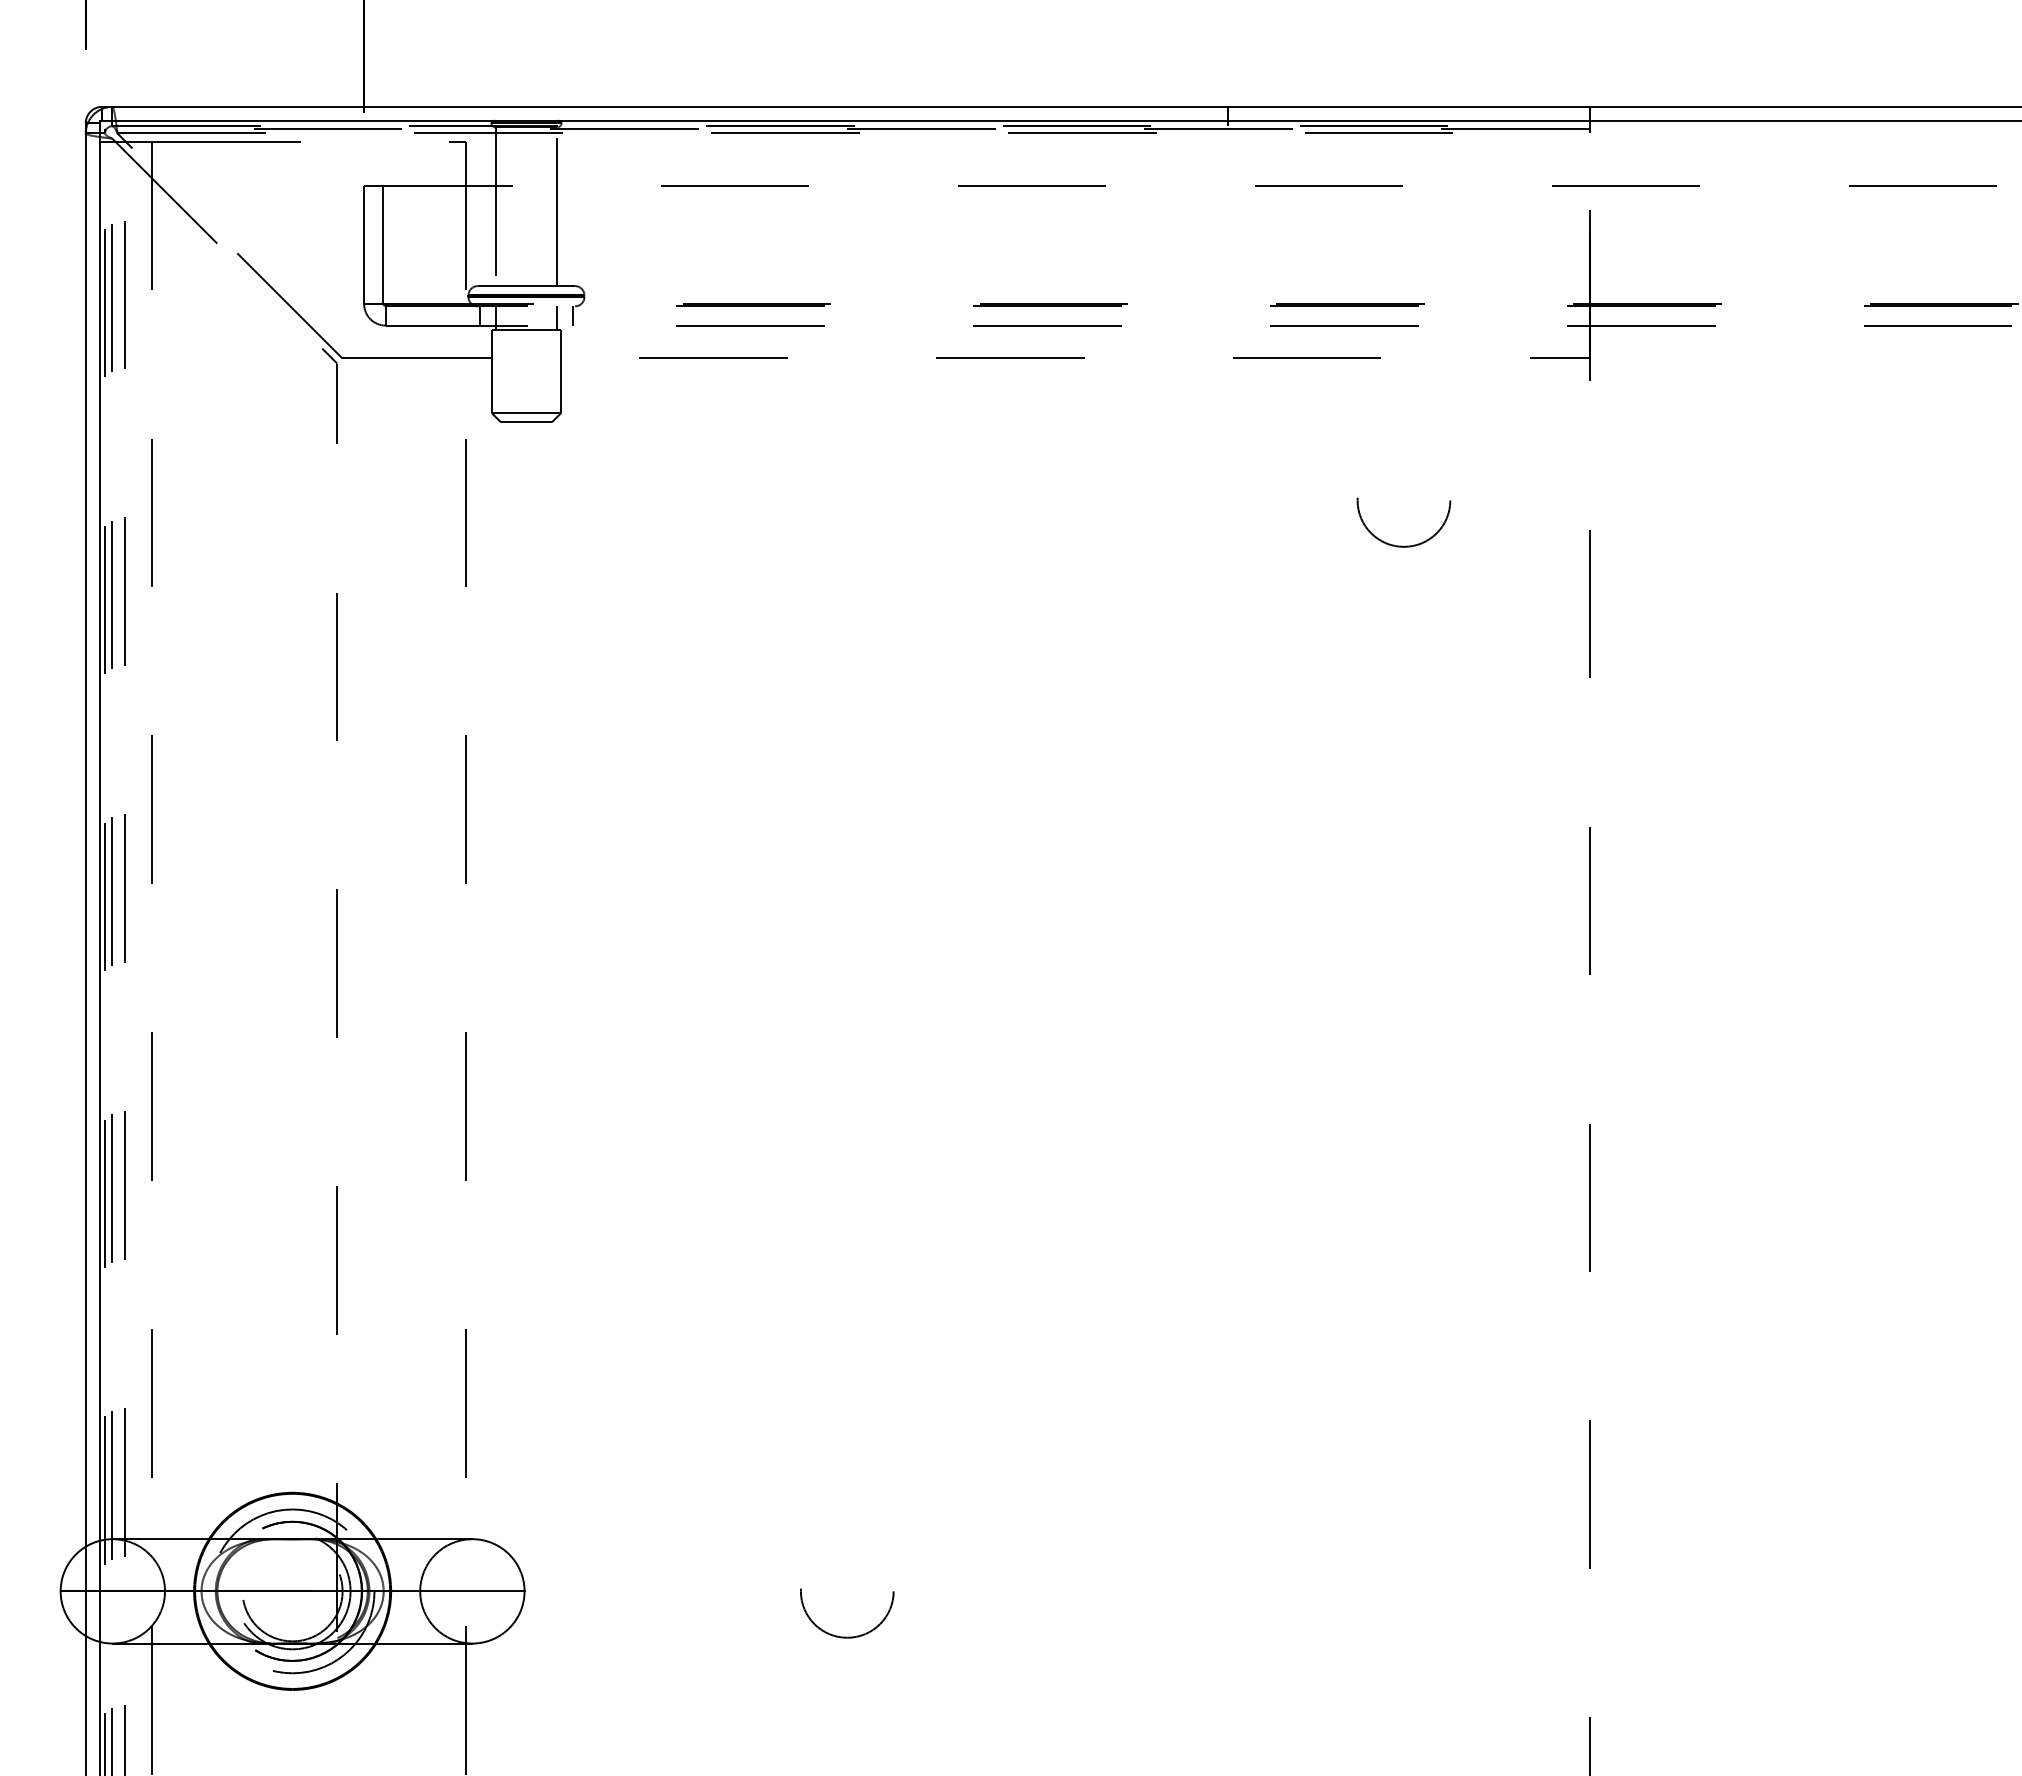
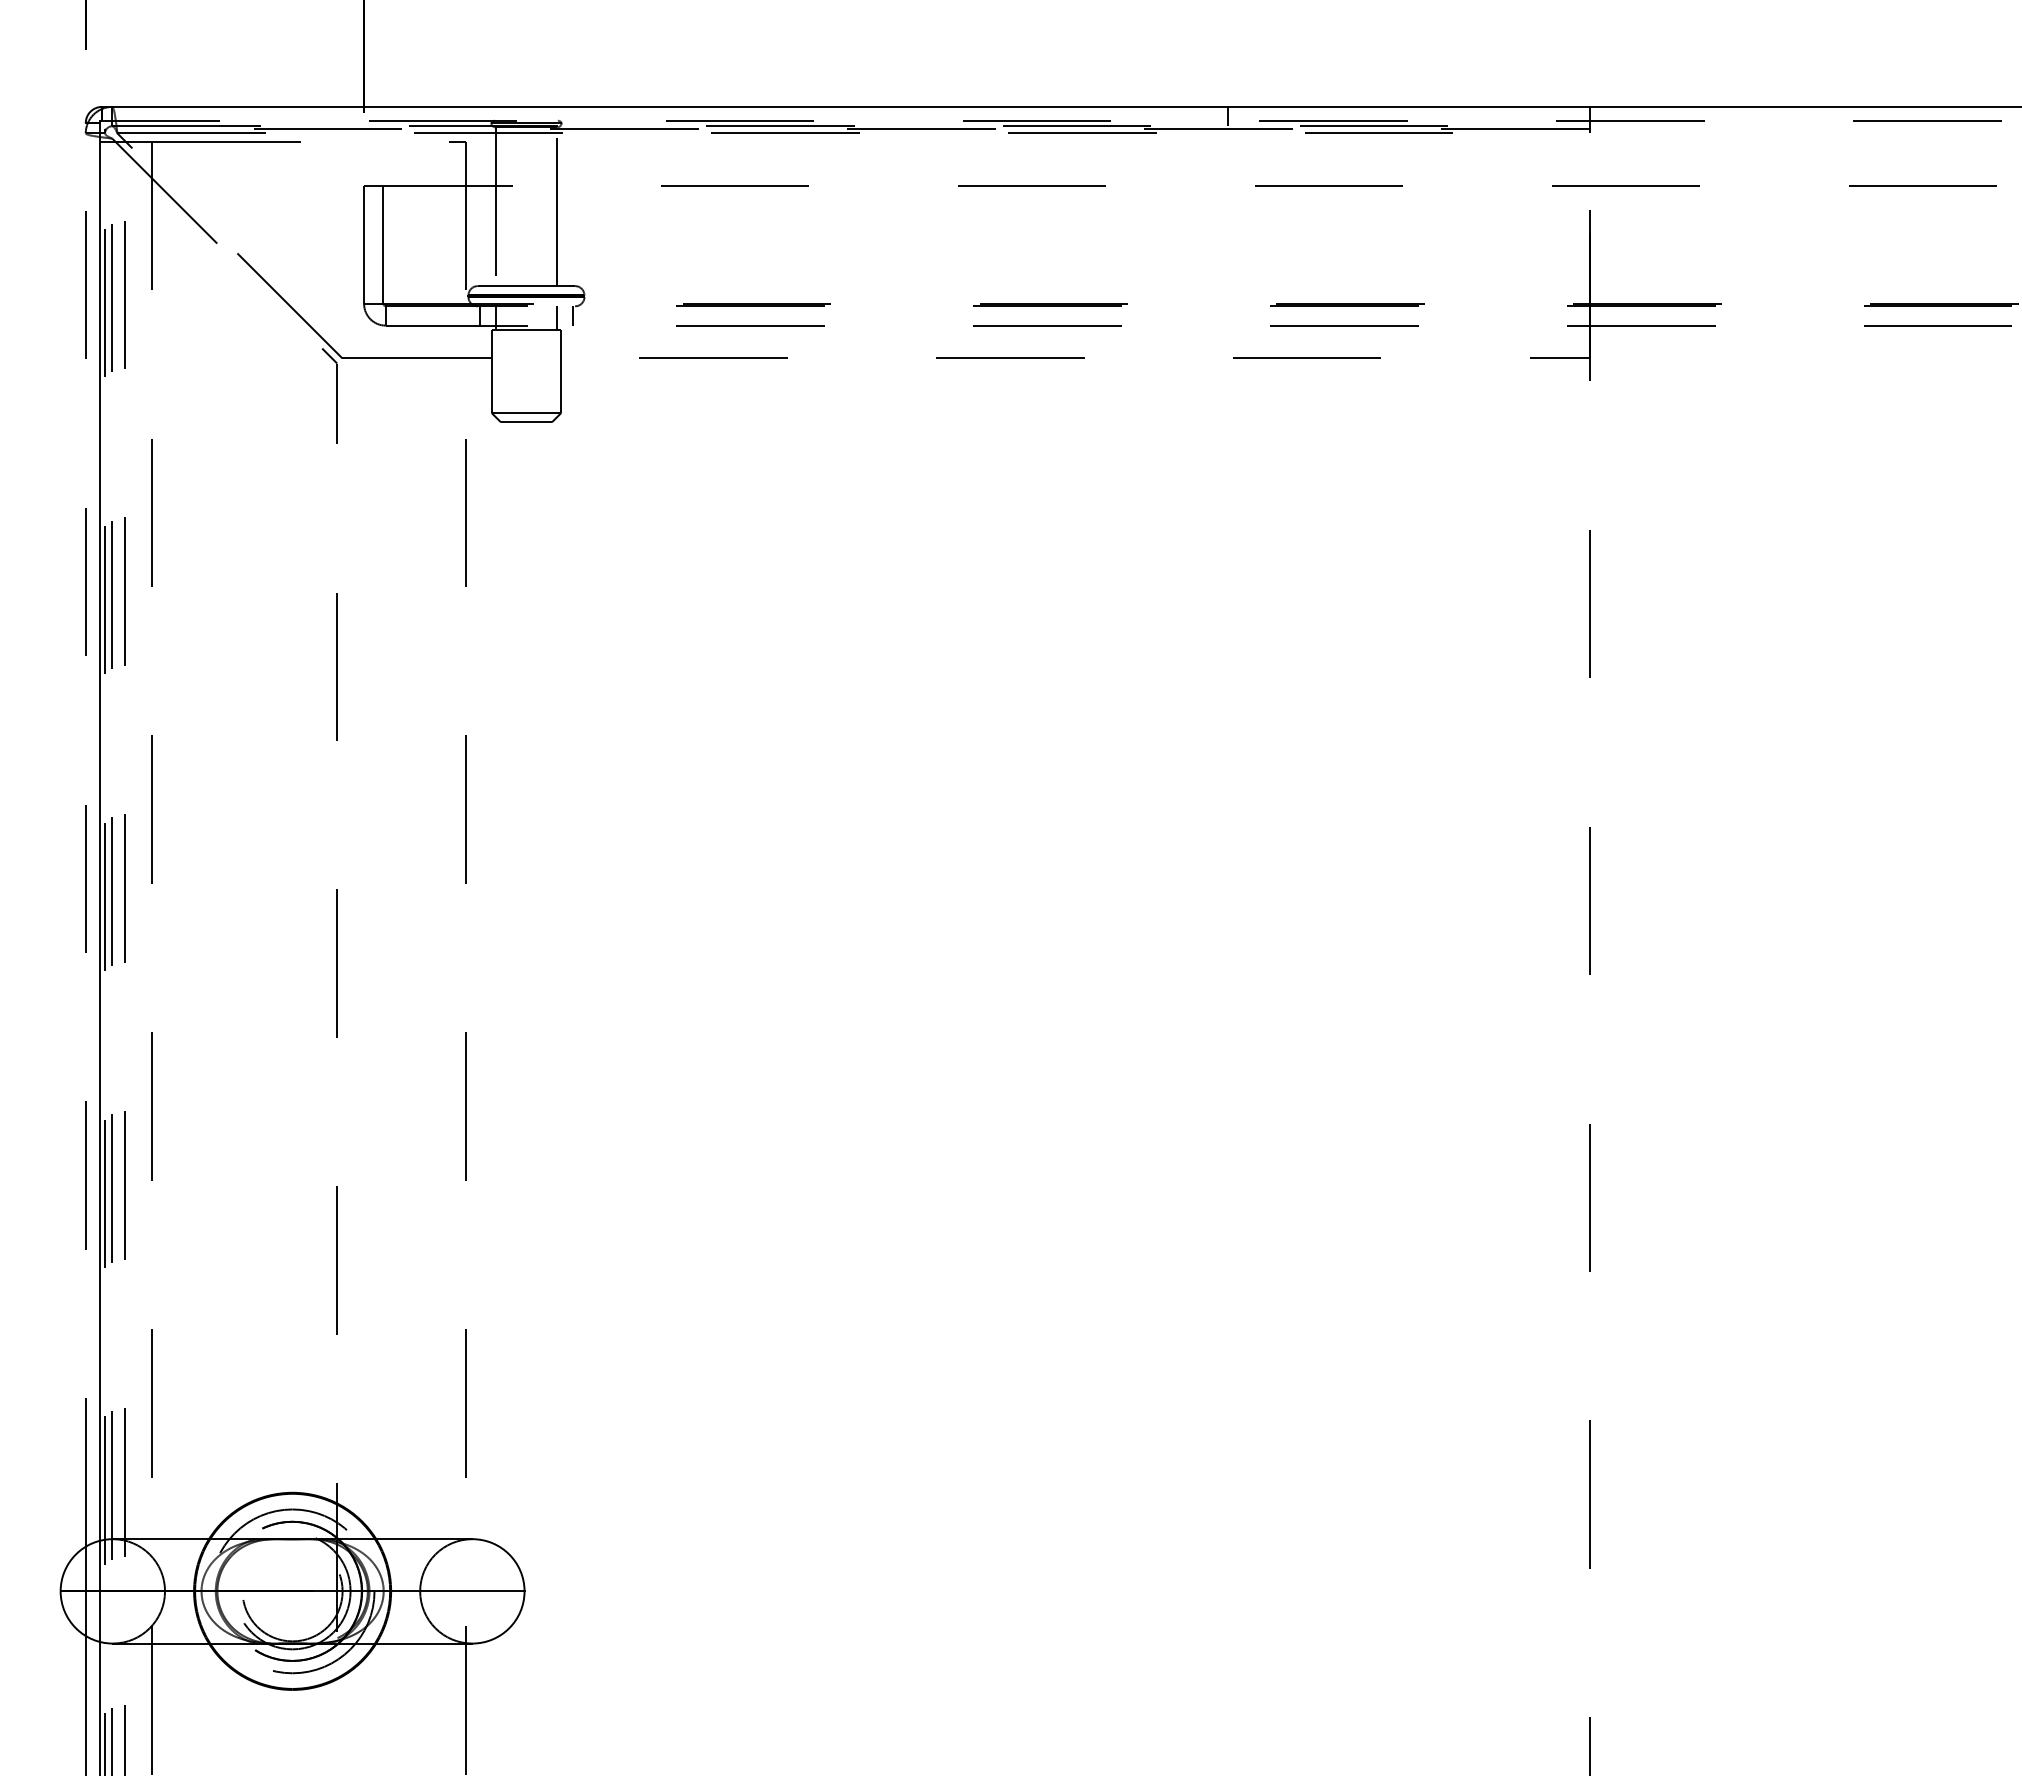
line: solid -> dashed (1059, 120)
circle: present -> none (1403, 522)
line: solid -> dashed (85, 834)
circle: present -> none (847, 1613)
